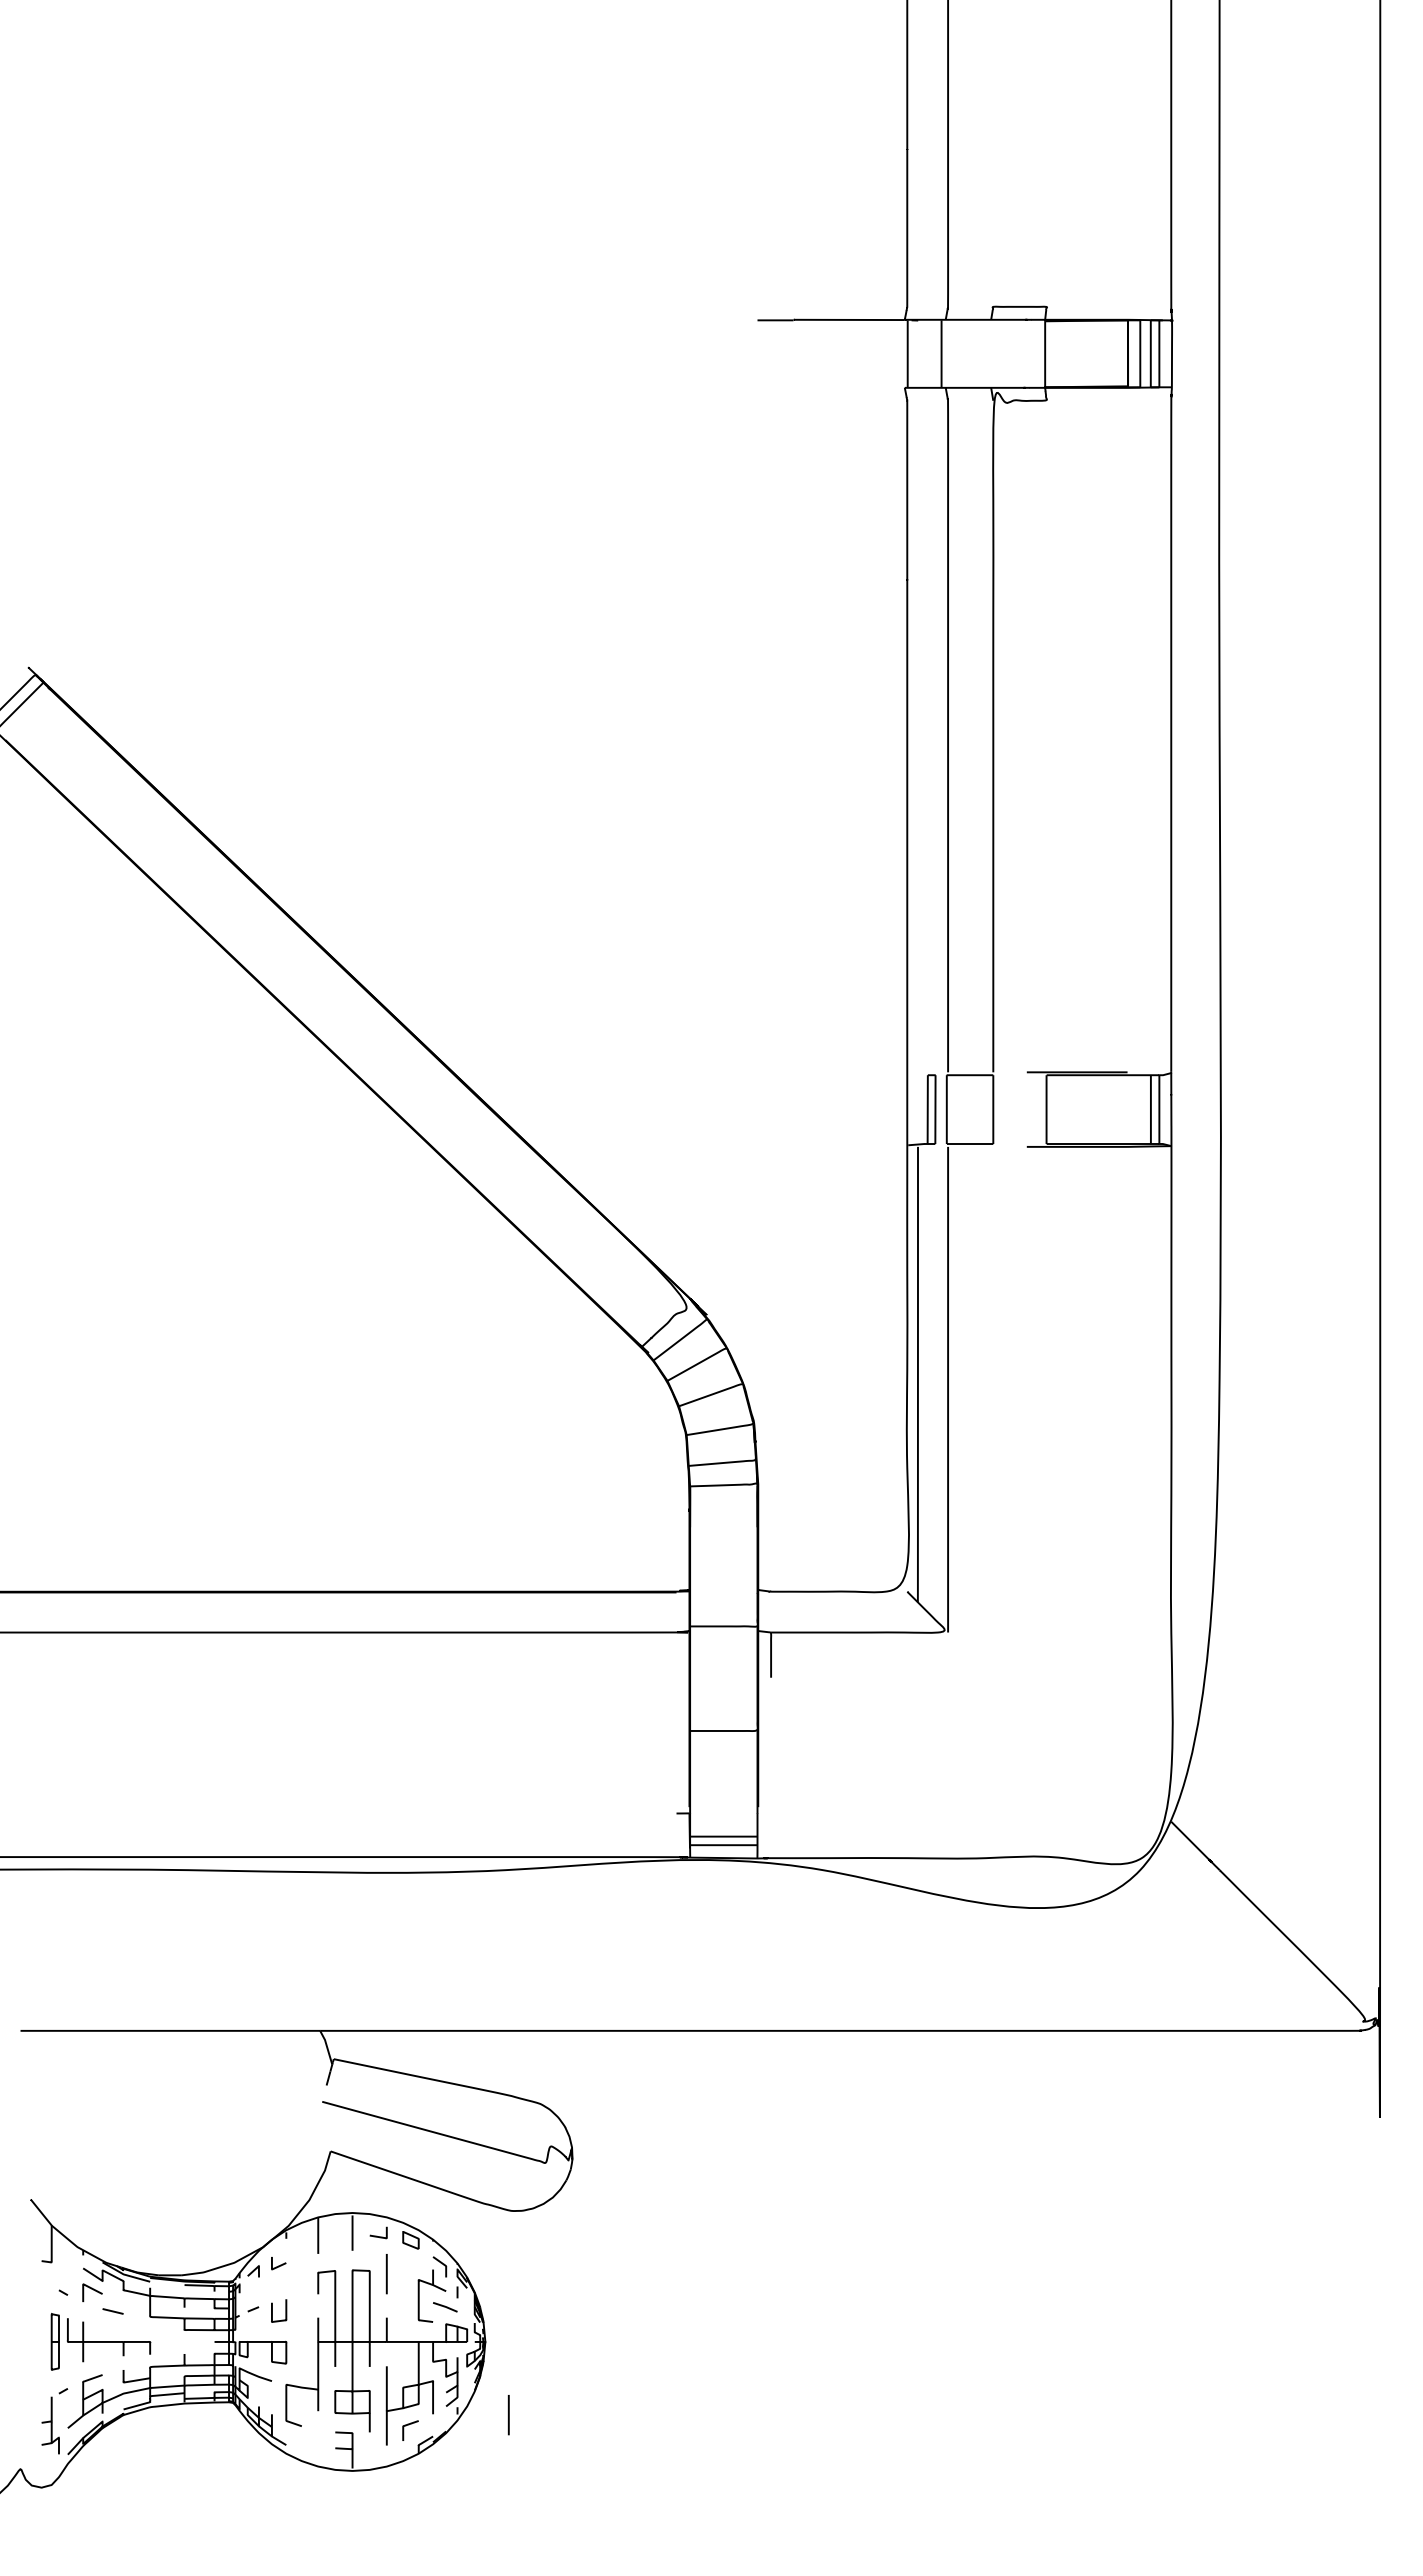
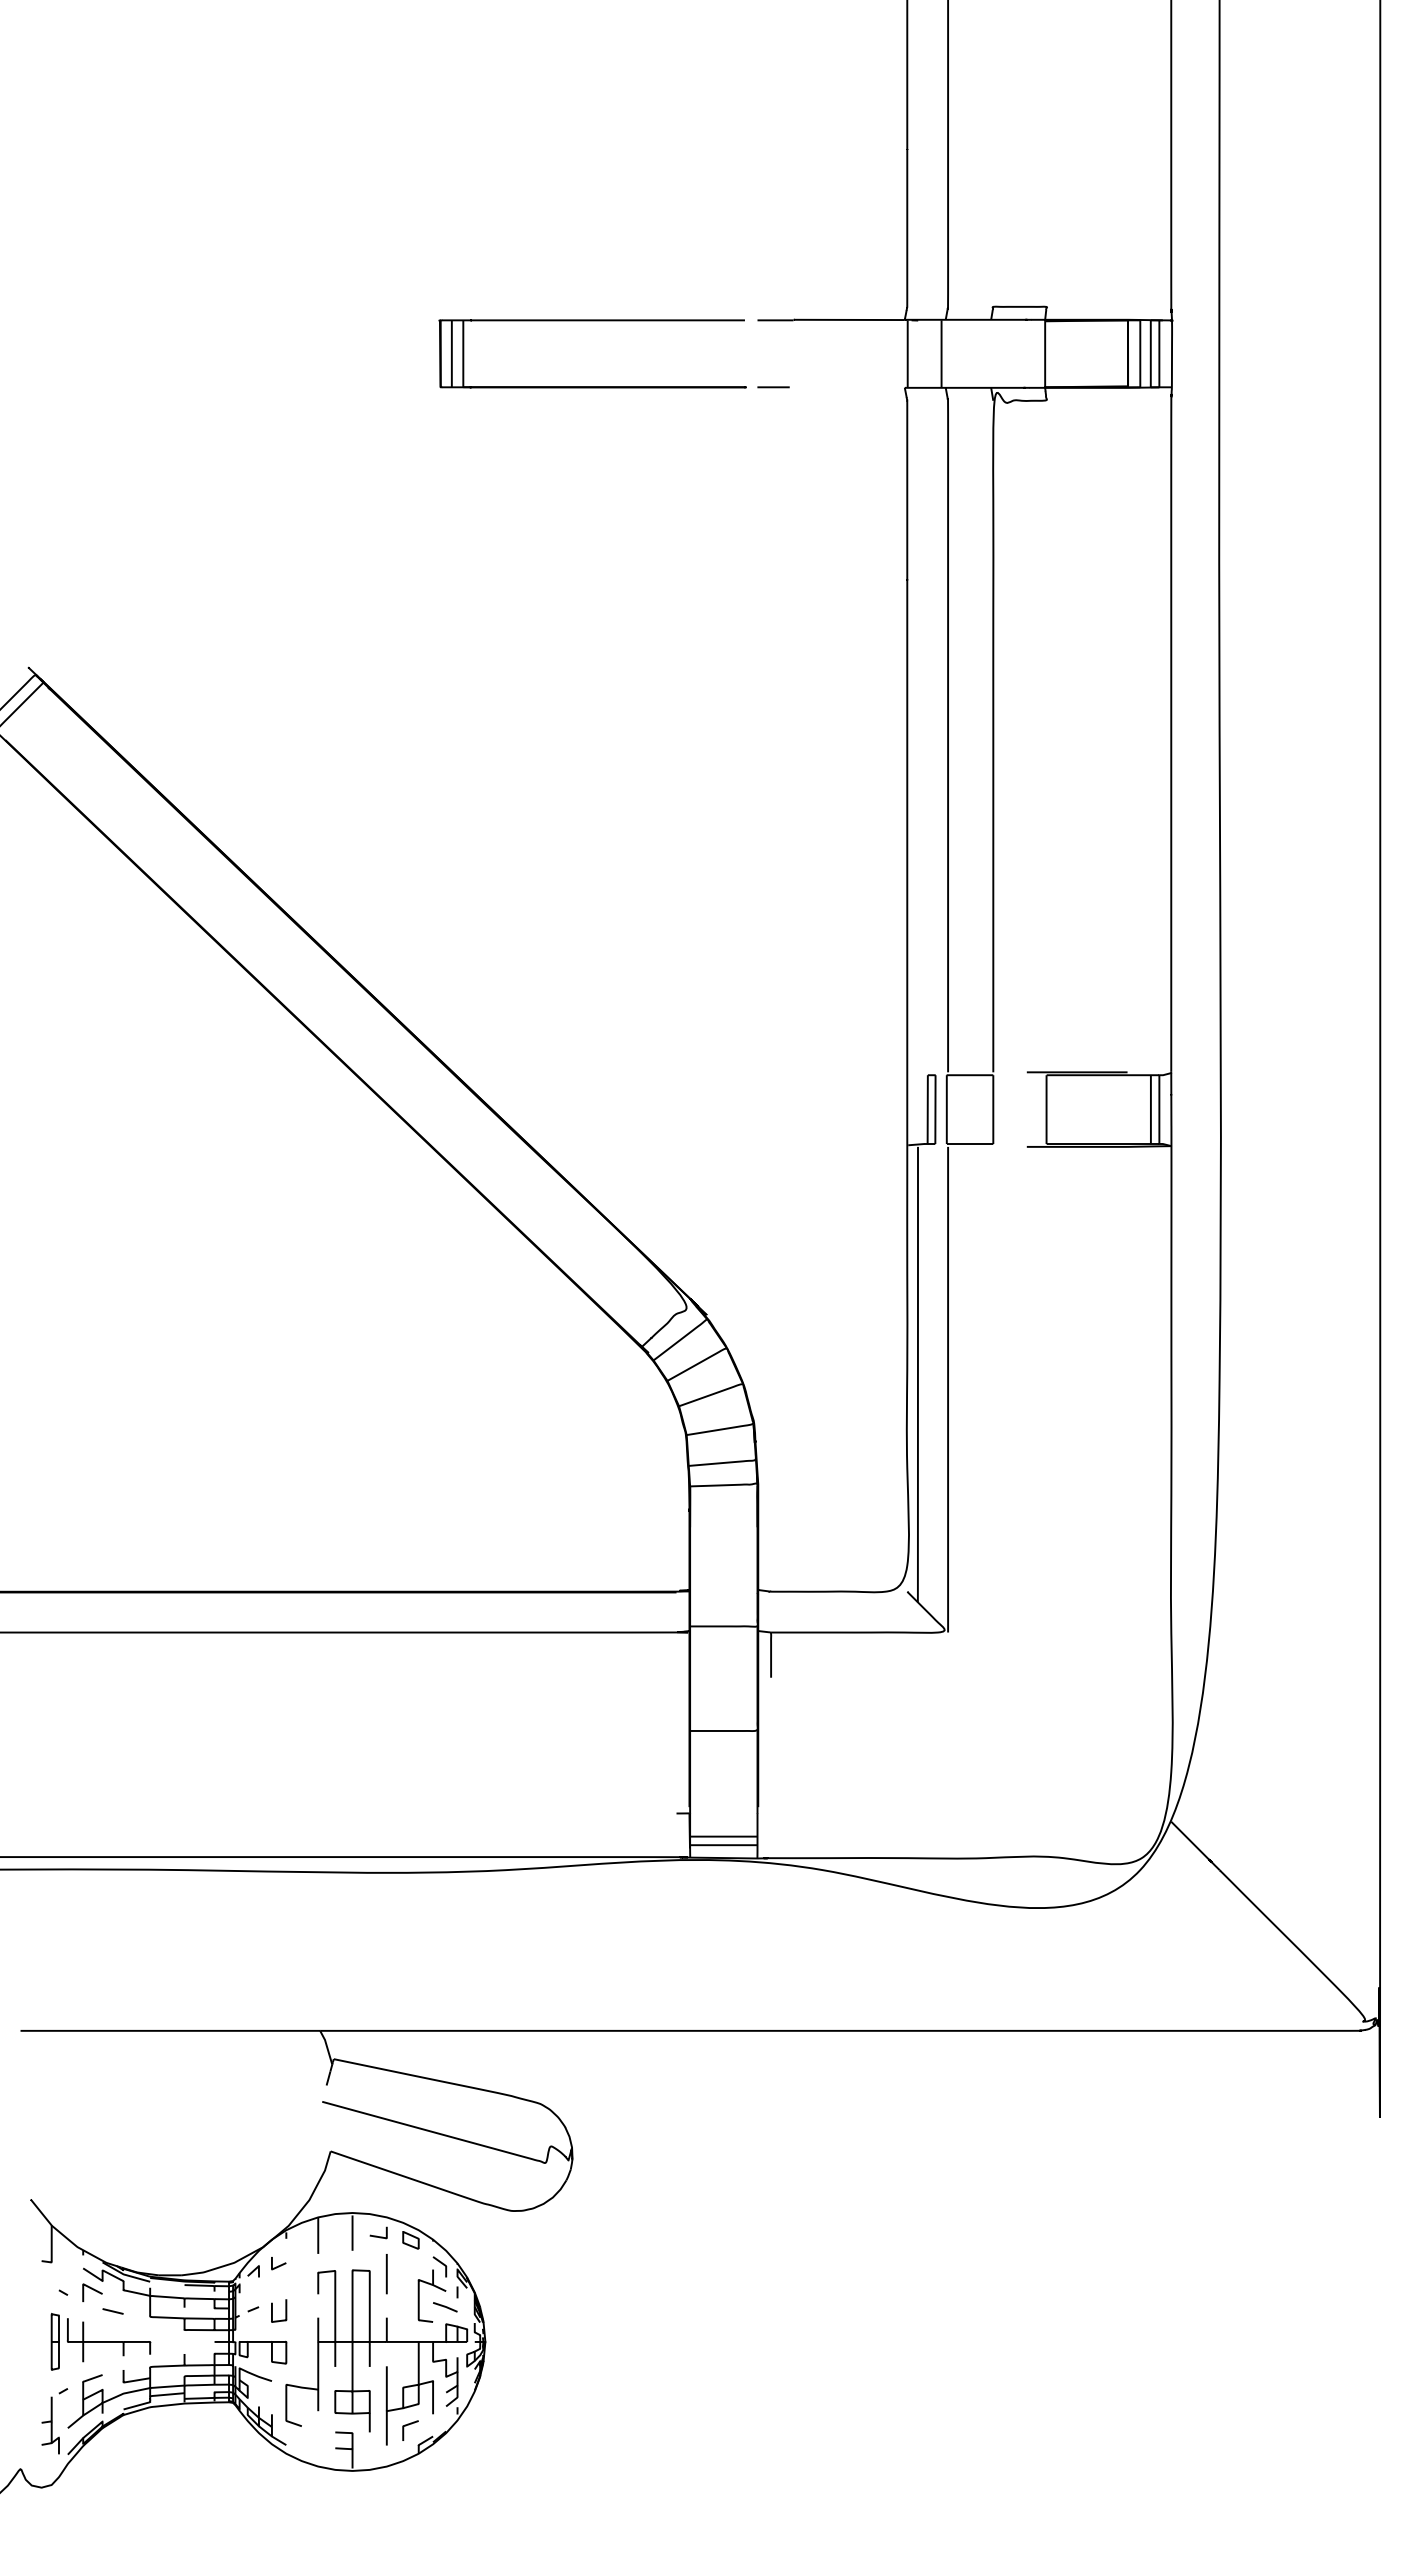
part: none -> present (592, 321)
line: none -> present (773, 387)
line: present -> none (508, 2415)
